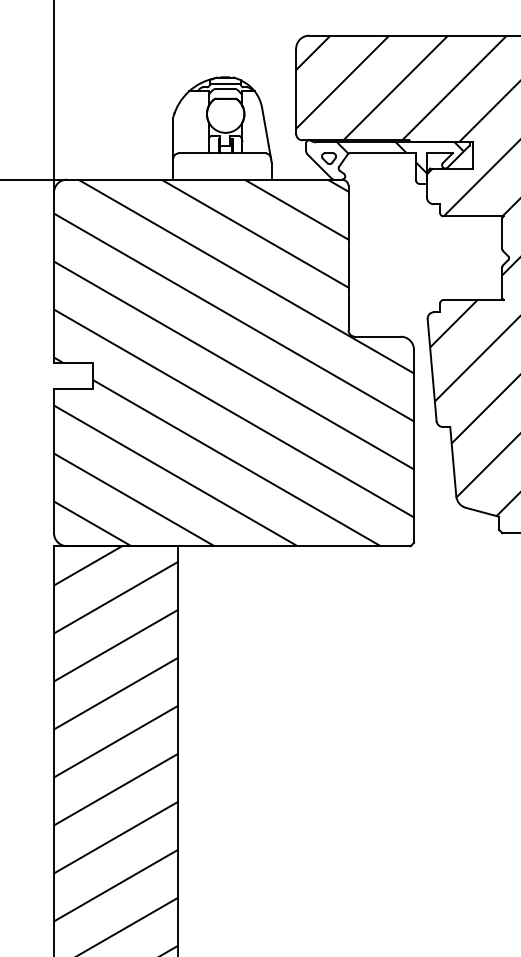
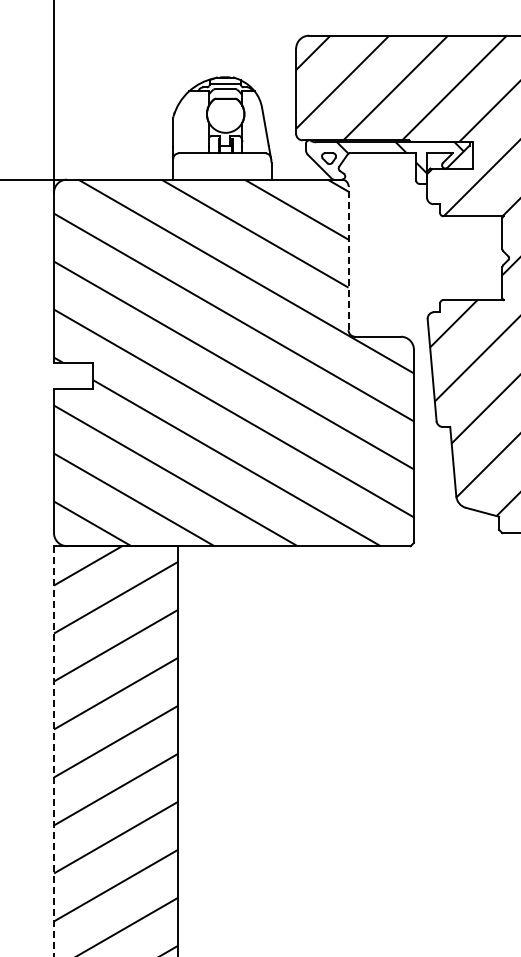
line: solid -> dashed (348, 258)
line: solid -> dashed (54, 751)
